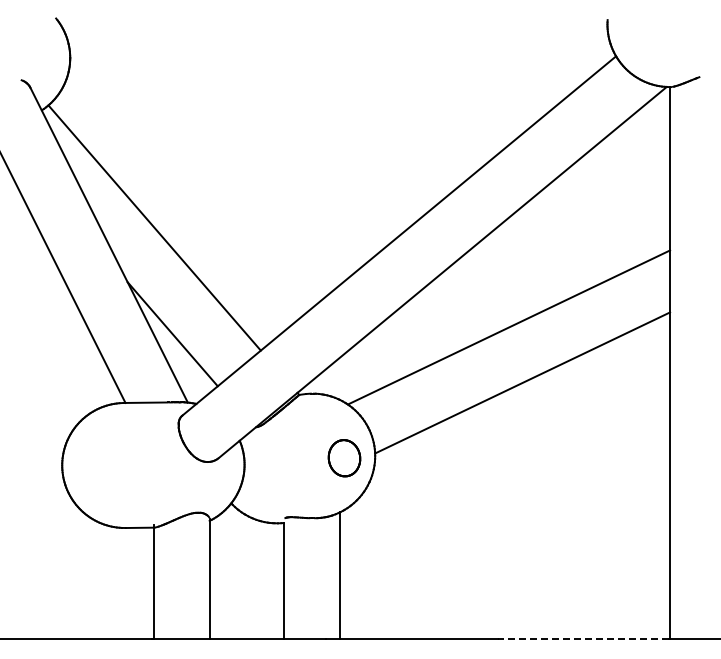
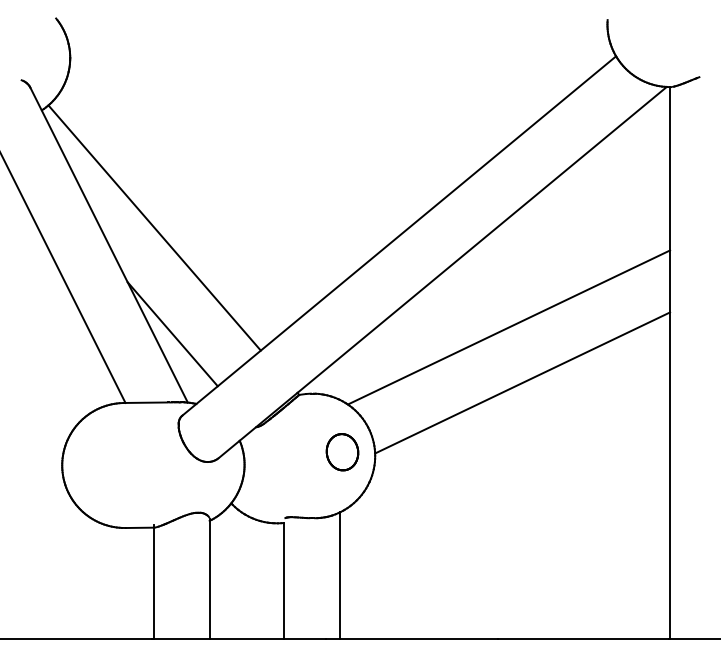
part position: (344, 458) -> (342, 452) (342, 452)
line: dashed -> solid (583, 639)
